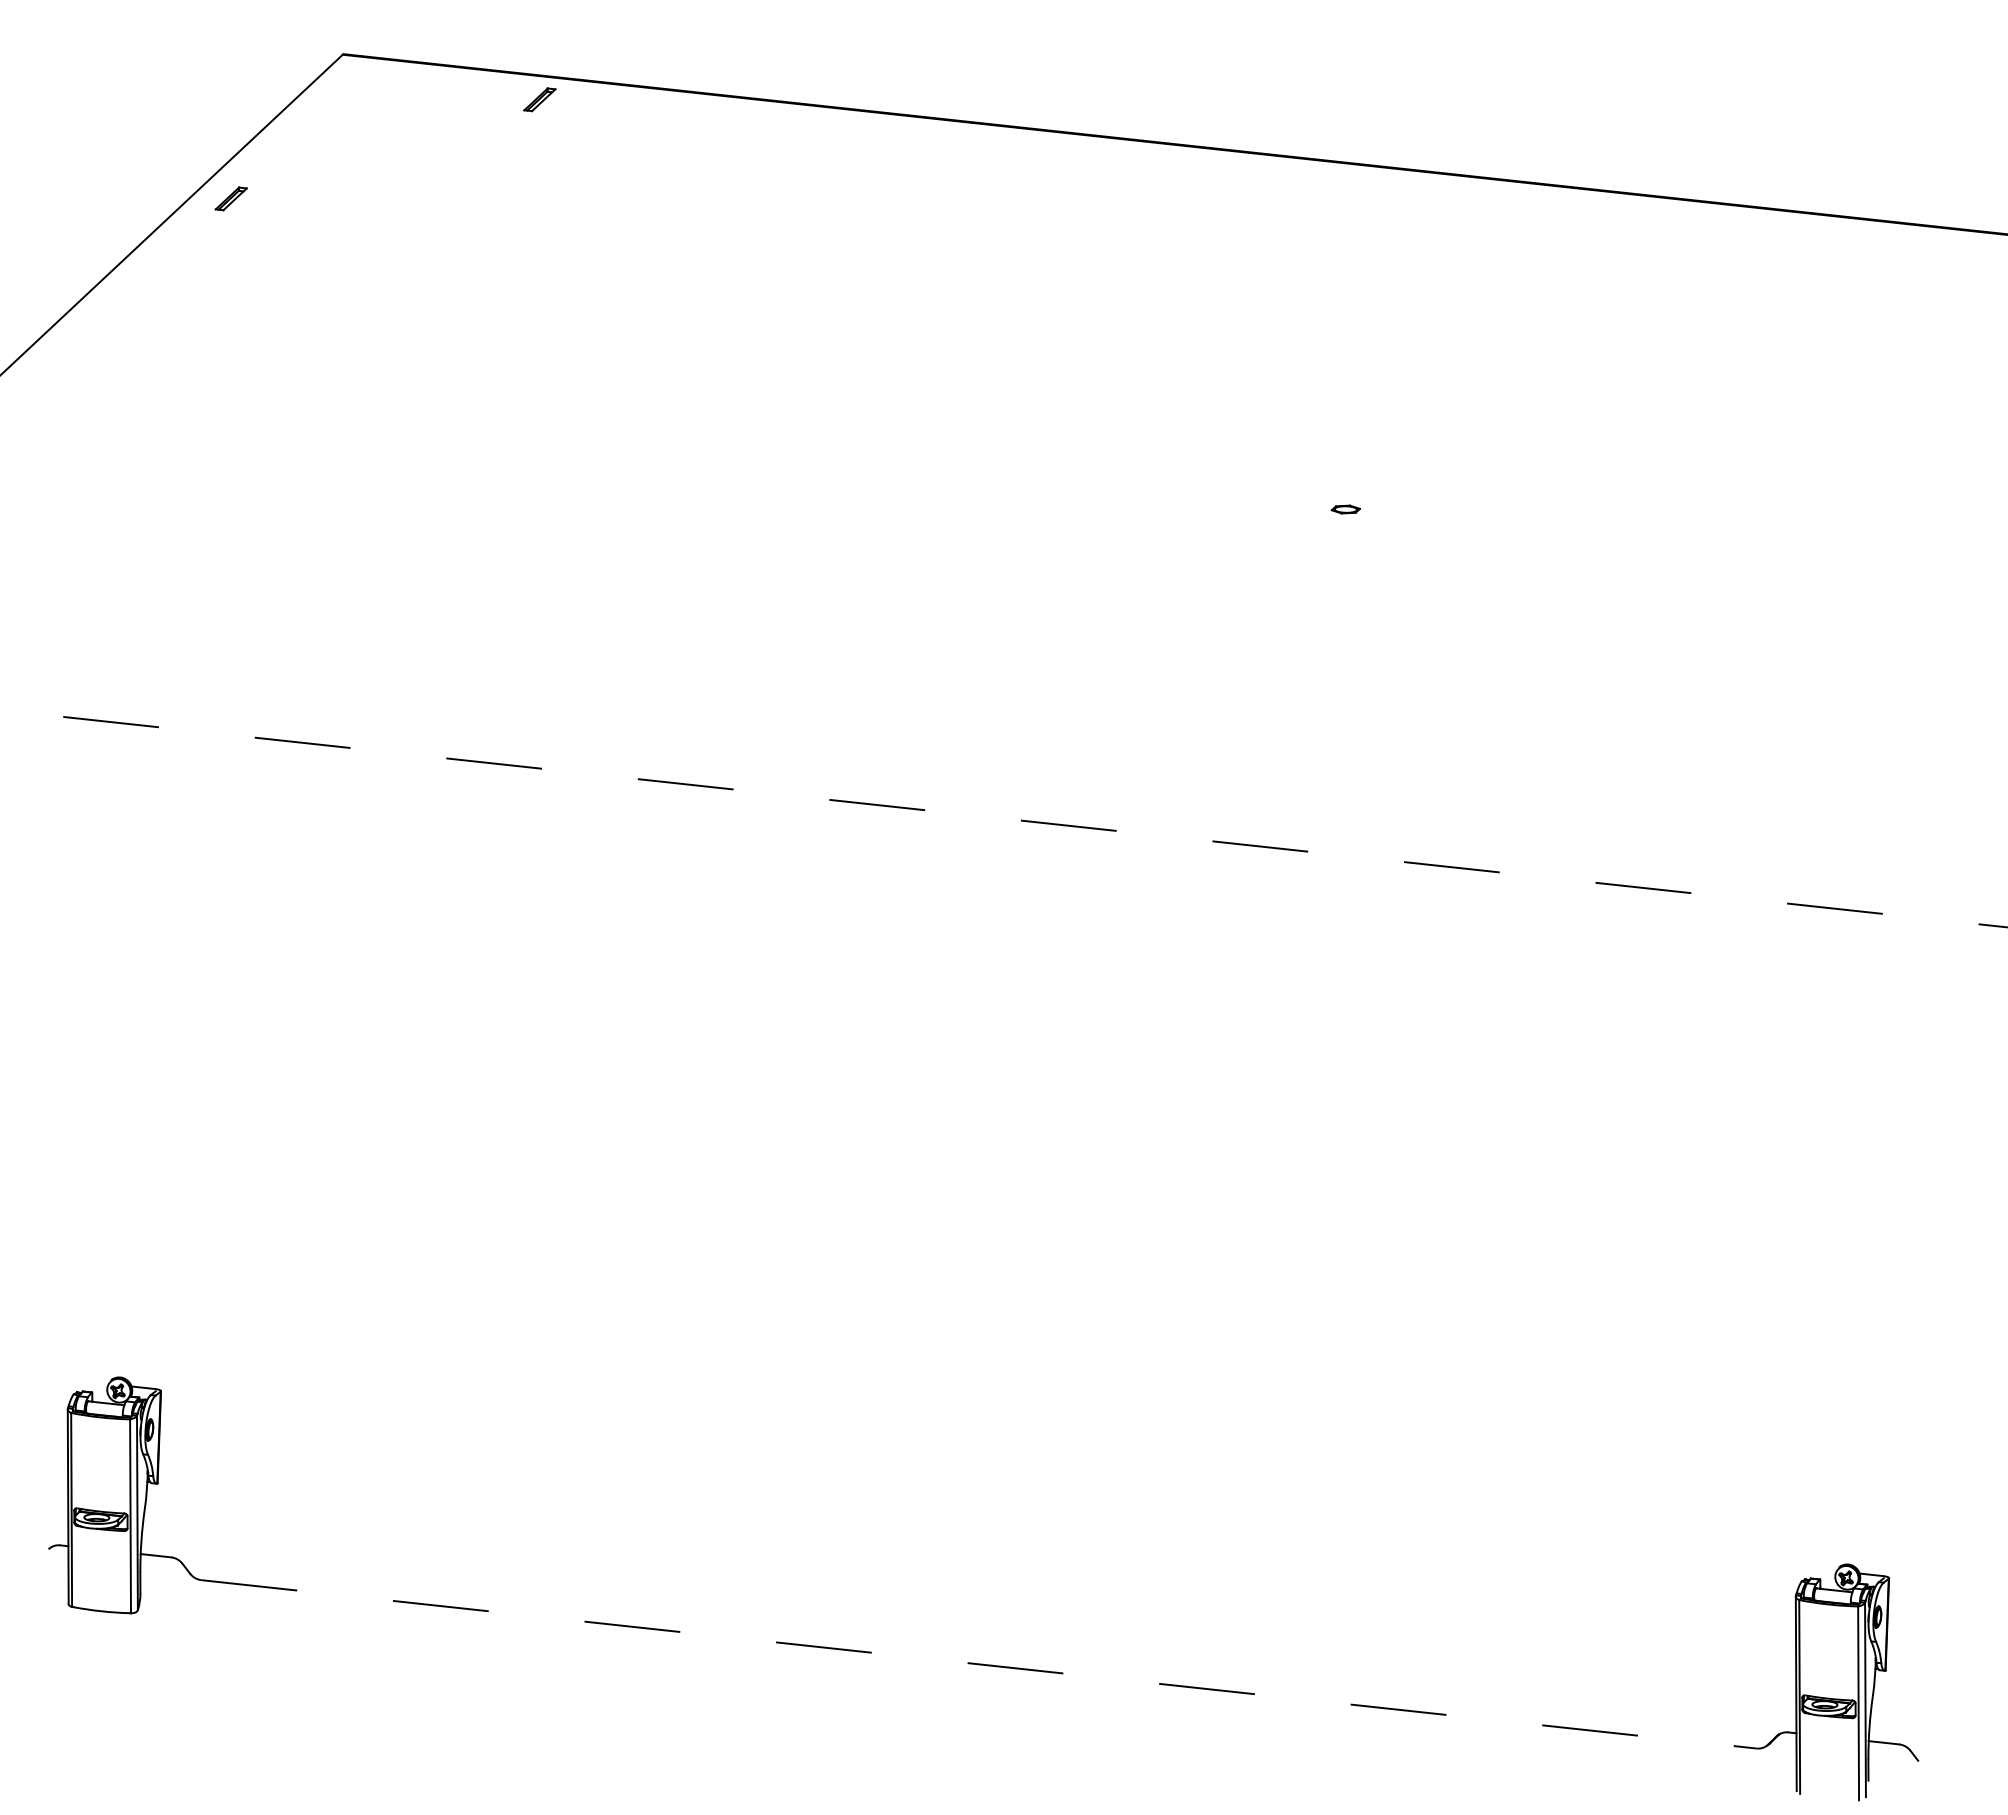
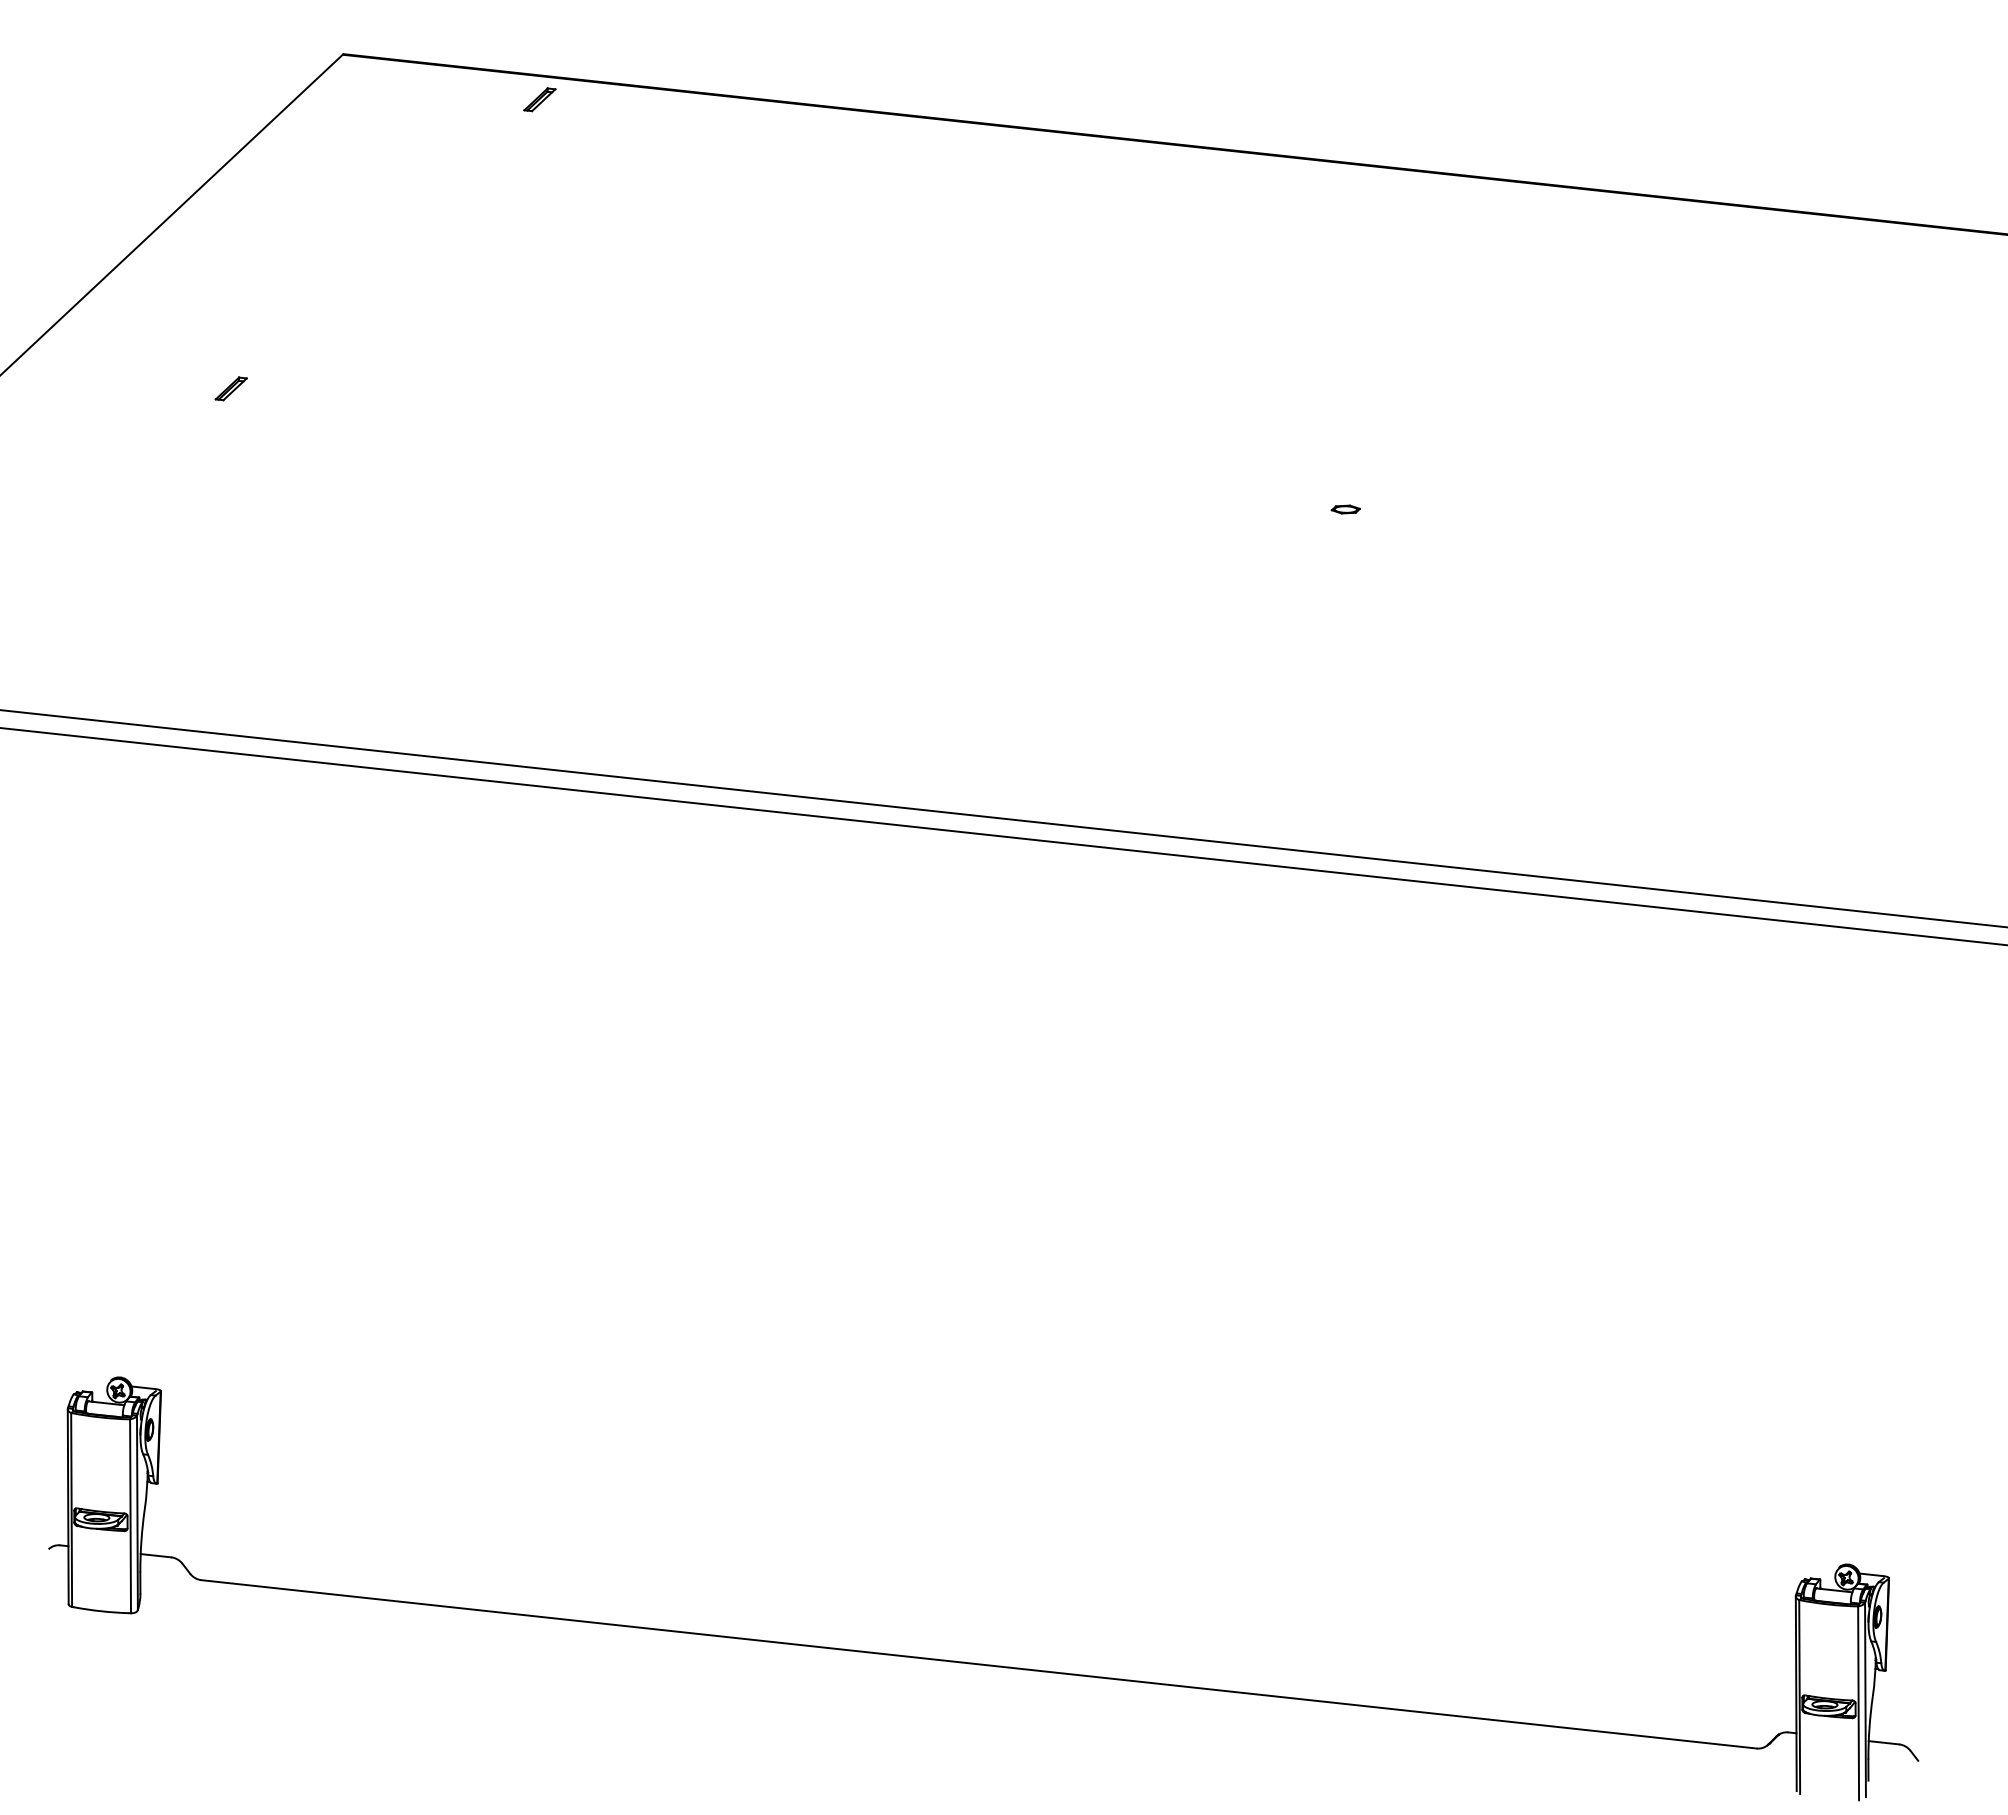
part position: (230, 198) -> (230, 388) (230, 388)
line: dashed -> solid (1004, 818)
line: none -> present (1003, 836)
line: dashed -> solid (979, 1664)
